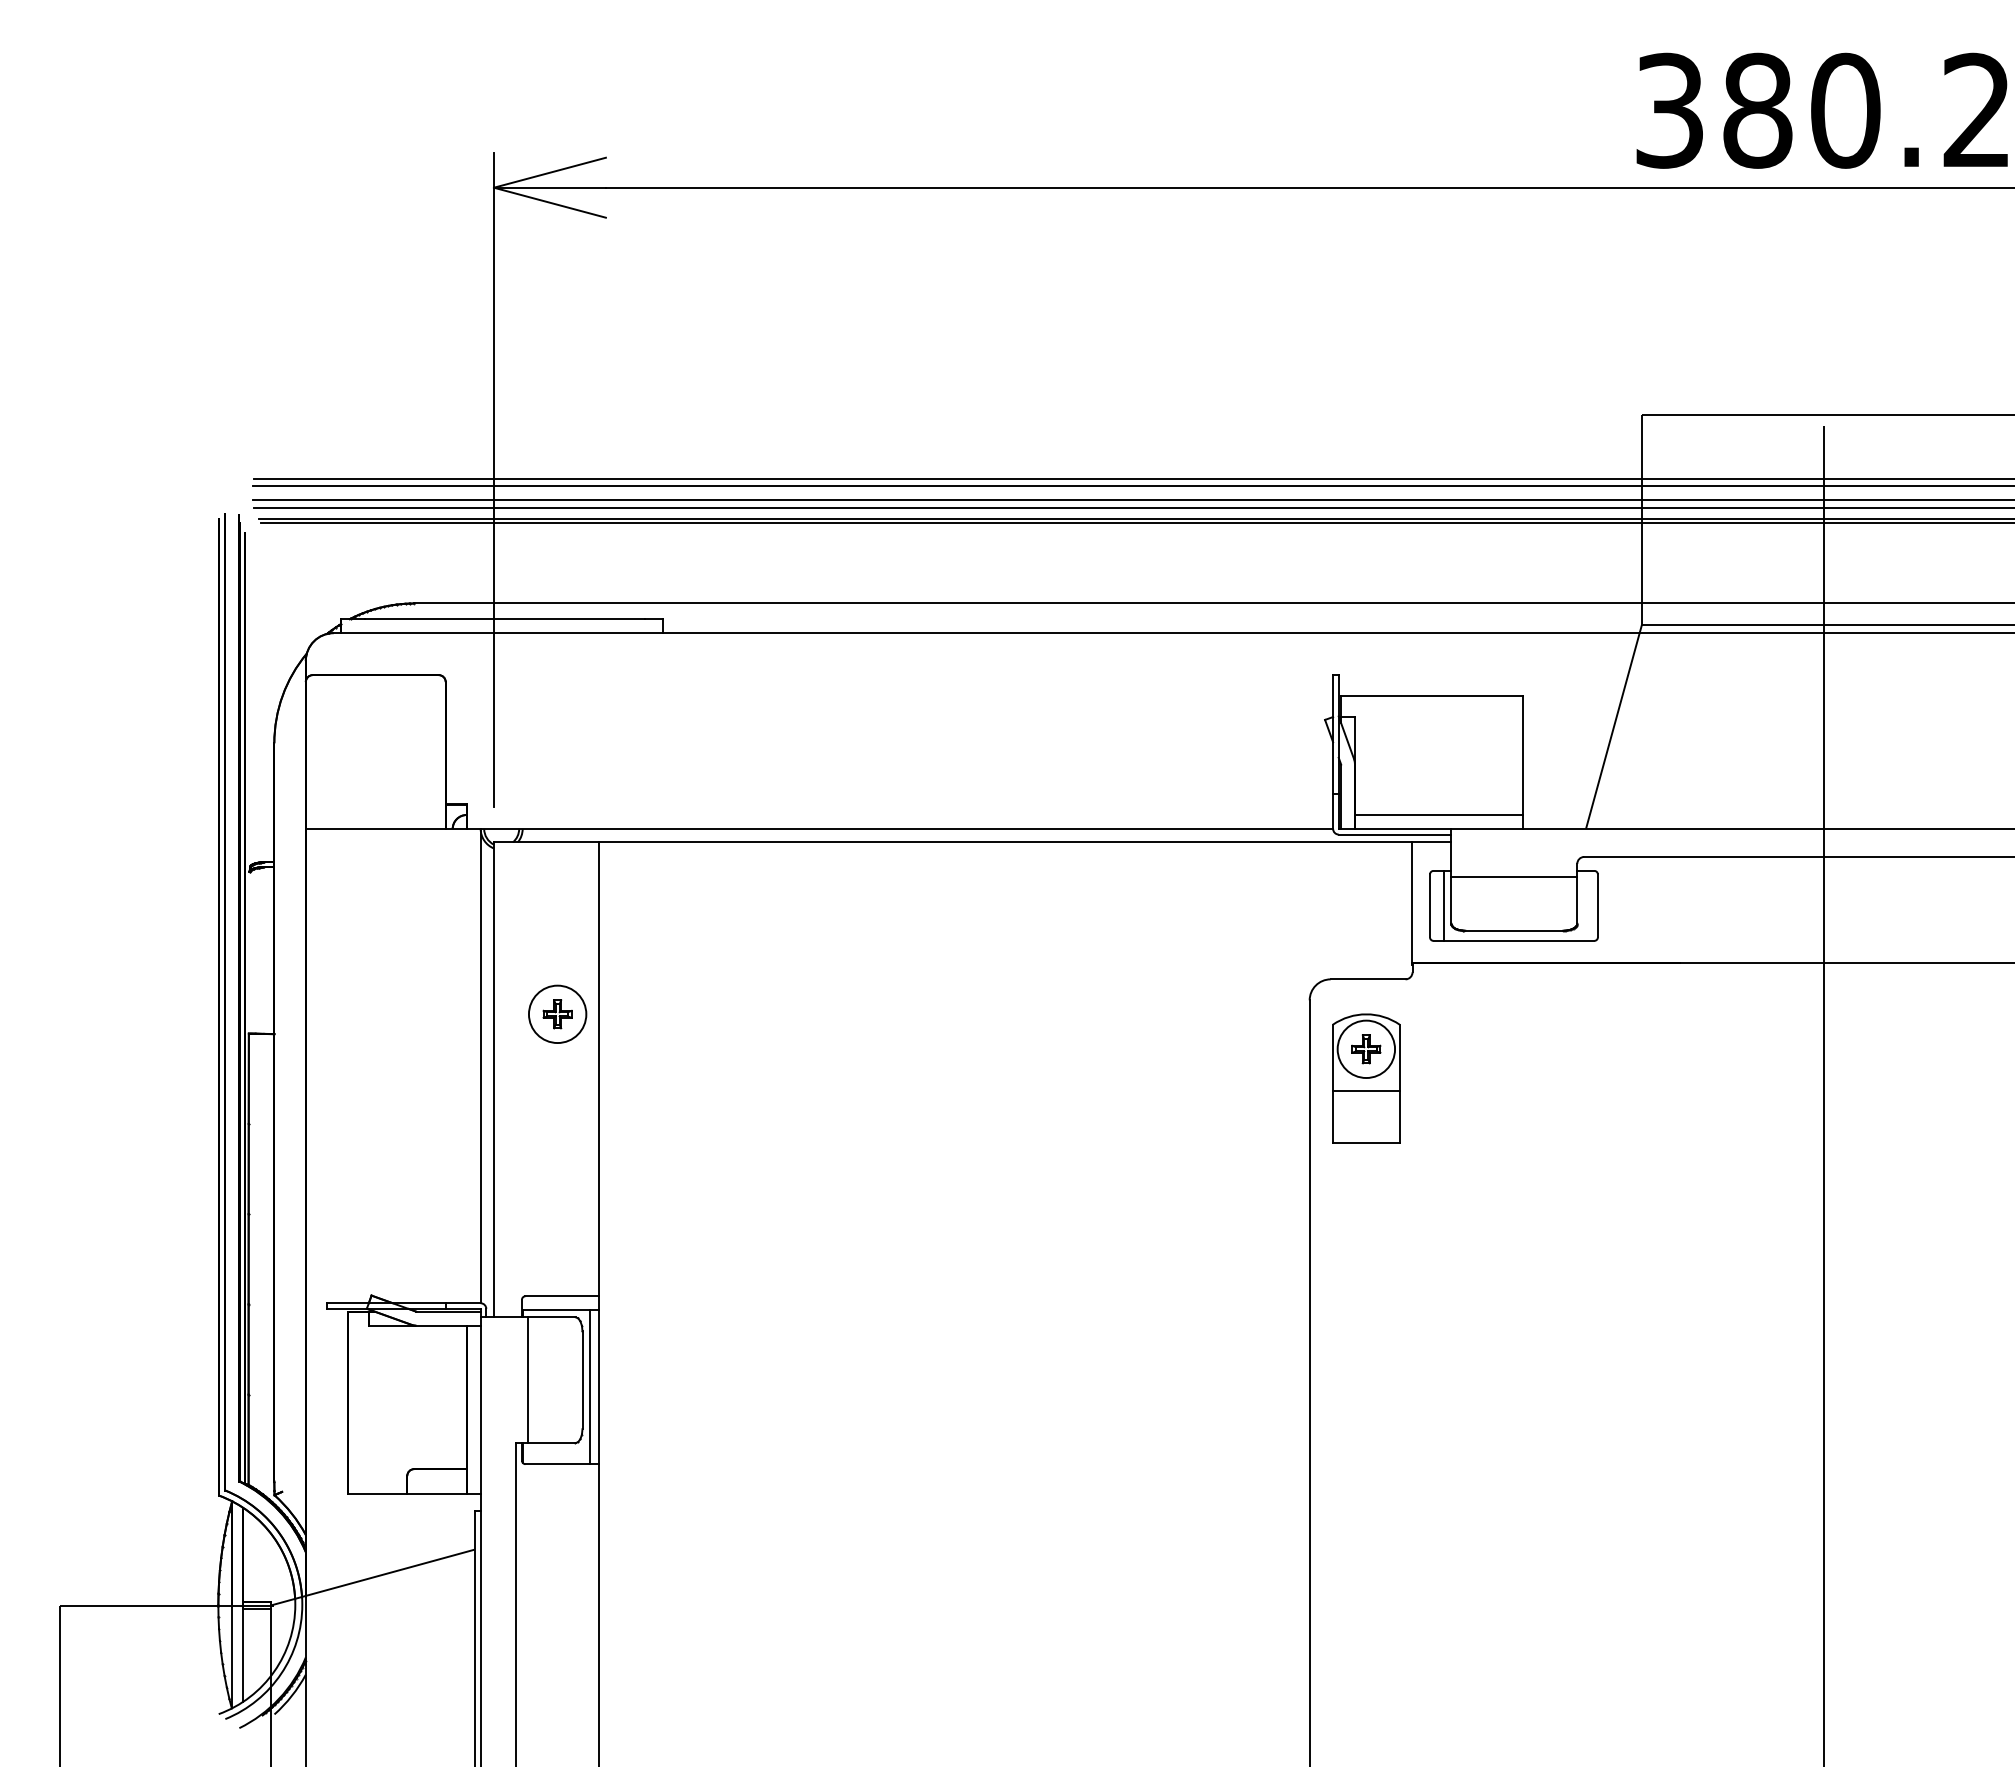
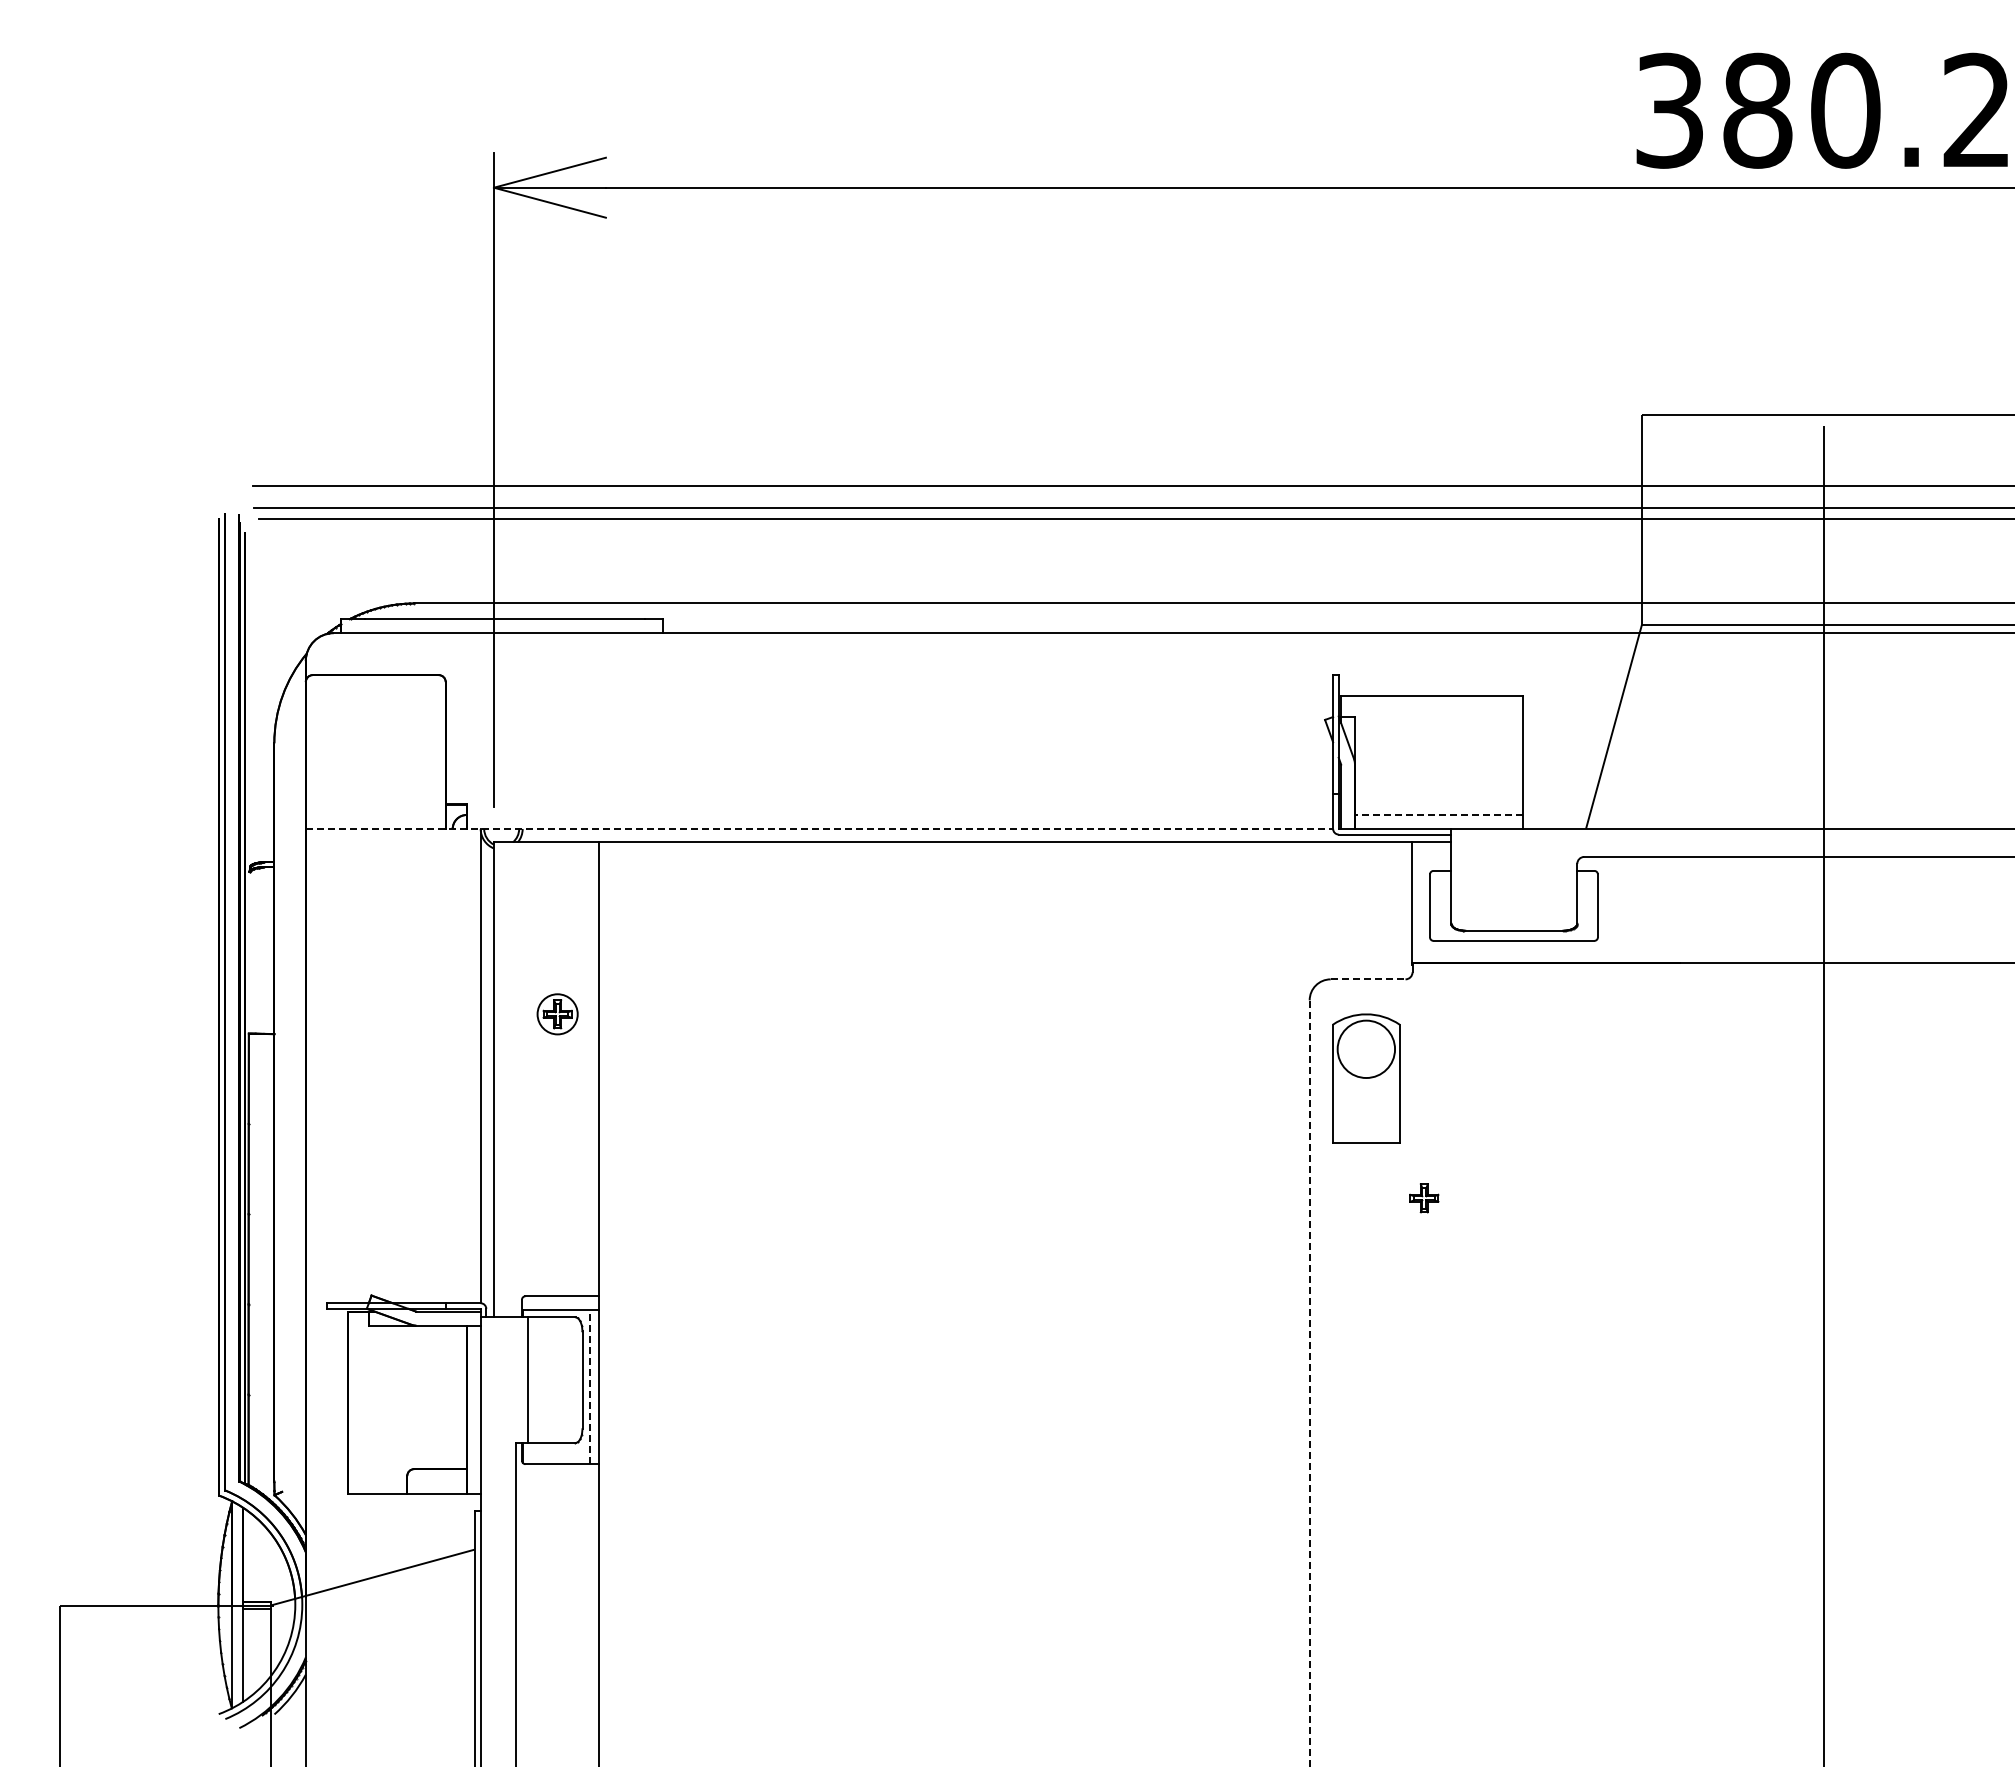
line: present -> none (1132, 479)
line: present -> none (1132, 500)
line: present -> none (1136, 522)
line: solid -> dashed (1439, 814)
line: solid -> dashed (819, 828)
line: present -> none (1514, 876)
line: present -> none (1444, 905)
line: solid -> dashed (1368, 979)
circle diameter: 57 px -> 40 px (557, 1014)
part position: (1366, 1049) -> (1424, 1198) (1424, 1198)
line: present -> none (1365, 1091)
line: solid -> dashed (1309, 1383)
line: solid -> dashed (589, 1387)
